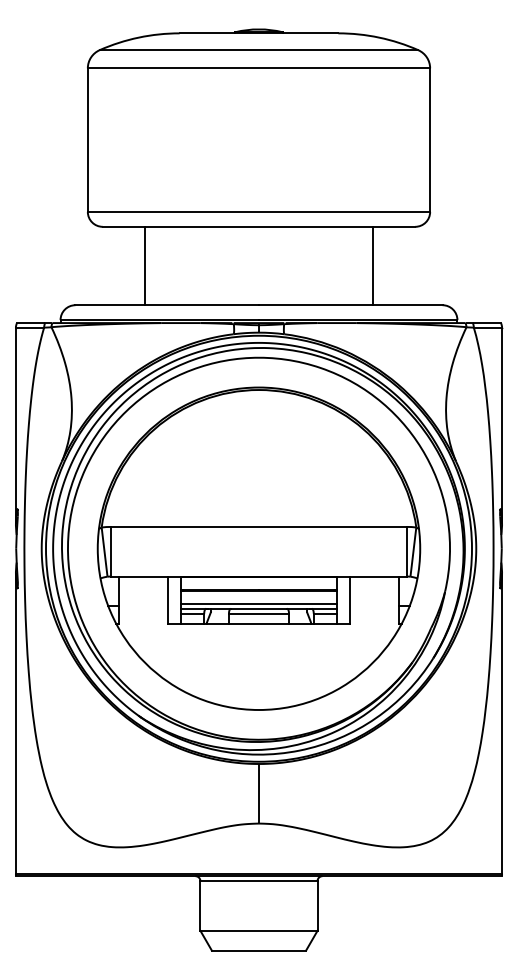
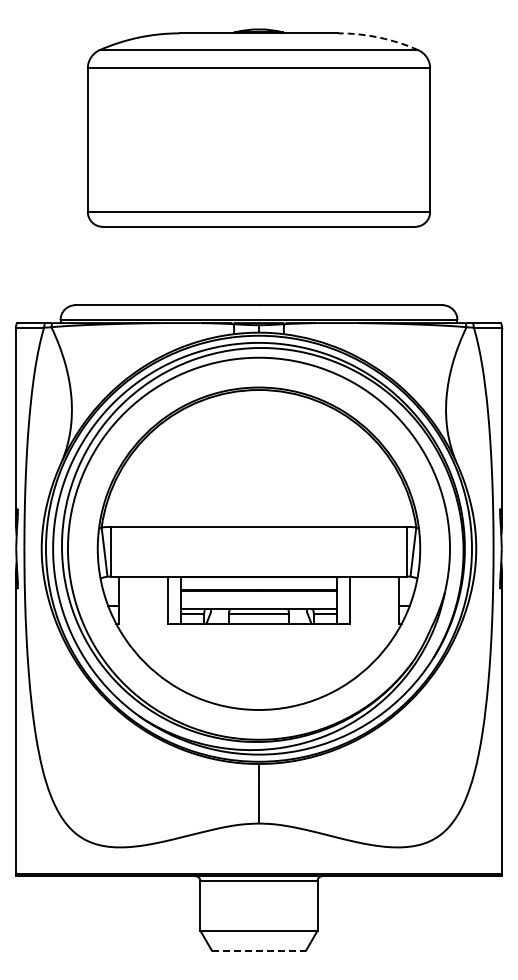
arc: solid -> dashed (379, 37)
line: present -> none (144, 265)
line: present -> none (373, 265)
line: present -> none (258, 603)
line: solid -> dashed (259, 950)
